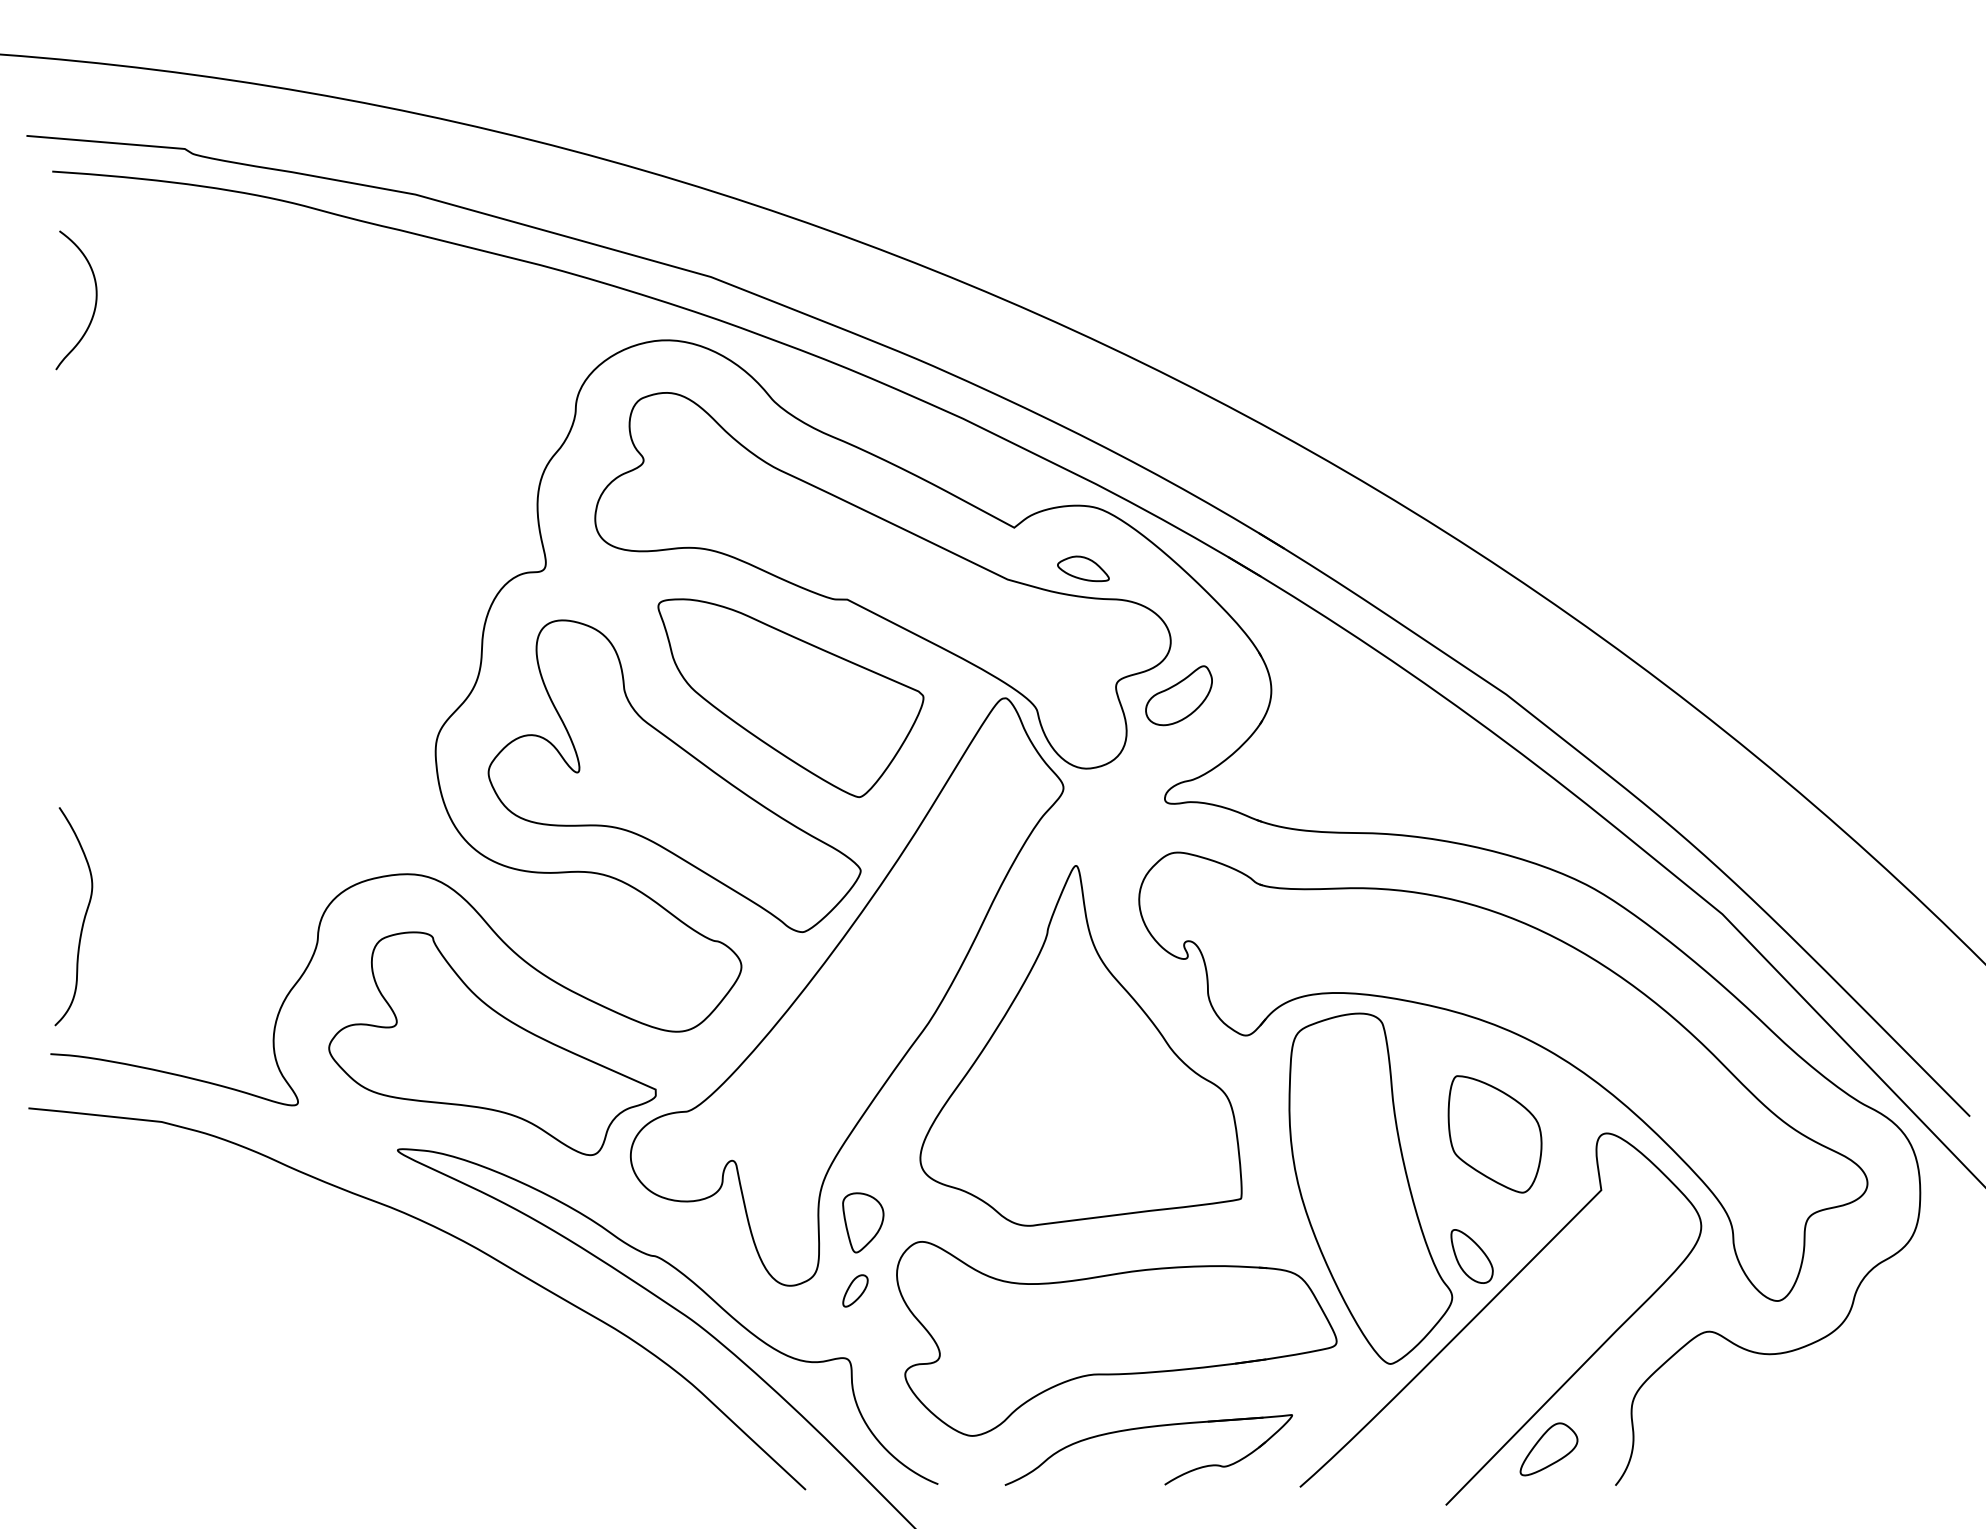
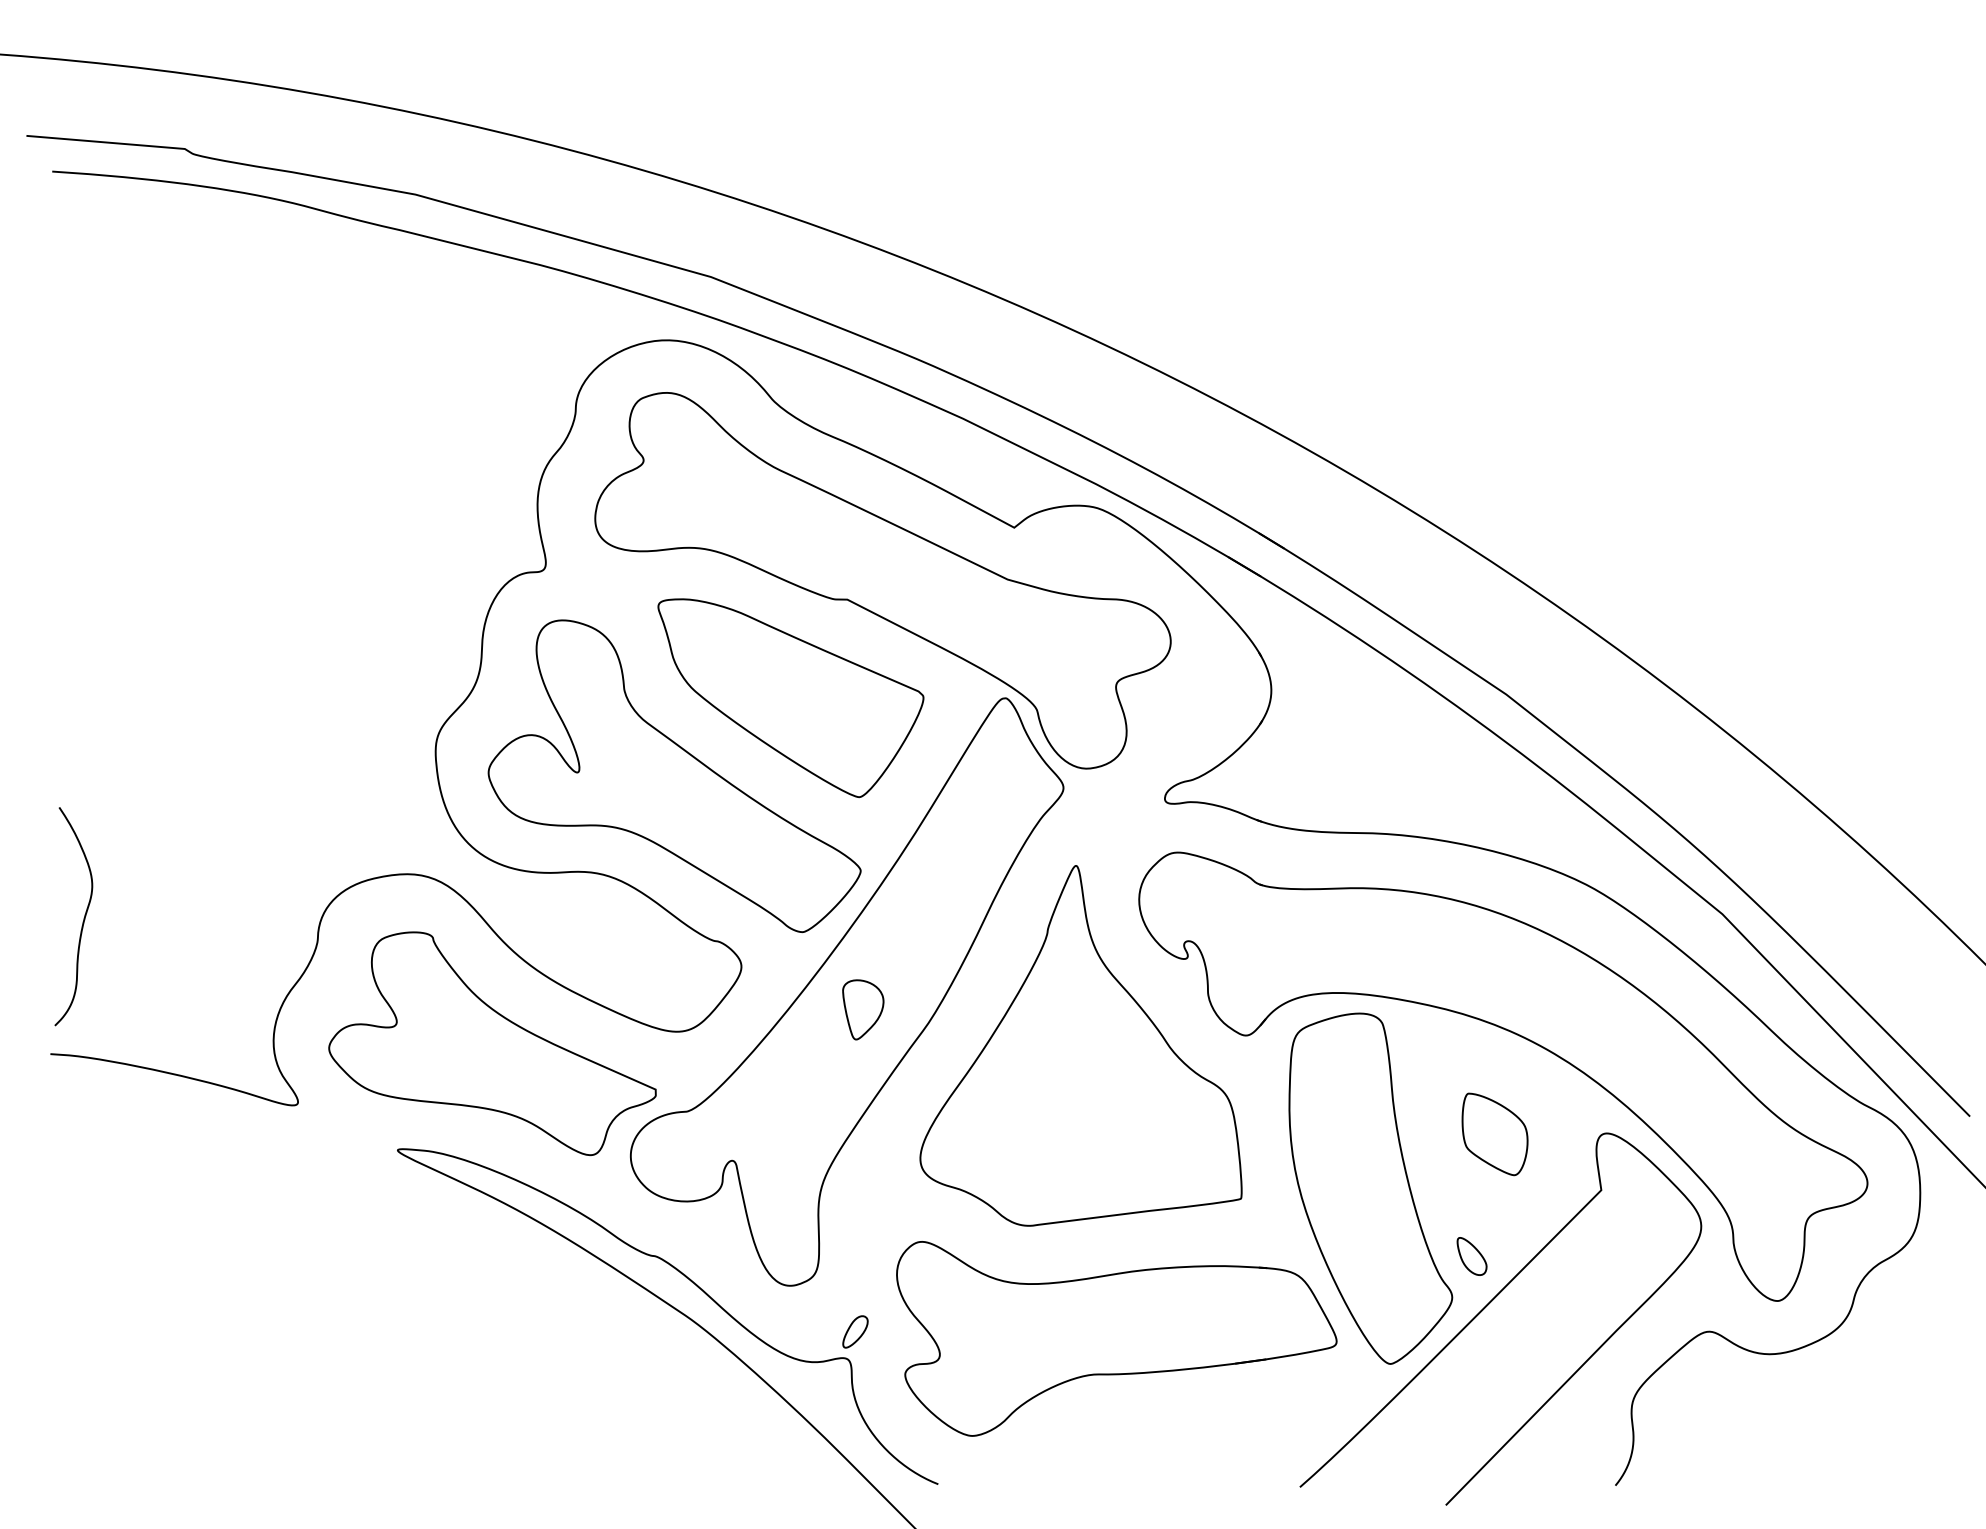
curve: present -> none (94, 305)
part: present -> none (1083, 568)
part: present -> none (1178, 695)
part size: 96x119 px -> 68x85 px (1494, 1134)
part position: (863, 1222) -> (863, 1009) (863, 1009)
curve: present -> none (449, 1235)
part size: 44x55 px -> 32x39 px (1471, 1256)
part position: (855, 1290) -> (855, 1331) (855, 1331)
part: present -> none (1147, 1428)
part: present -> none (1548, 1449)
